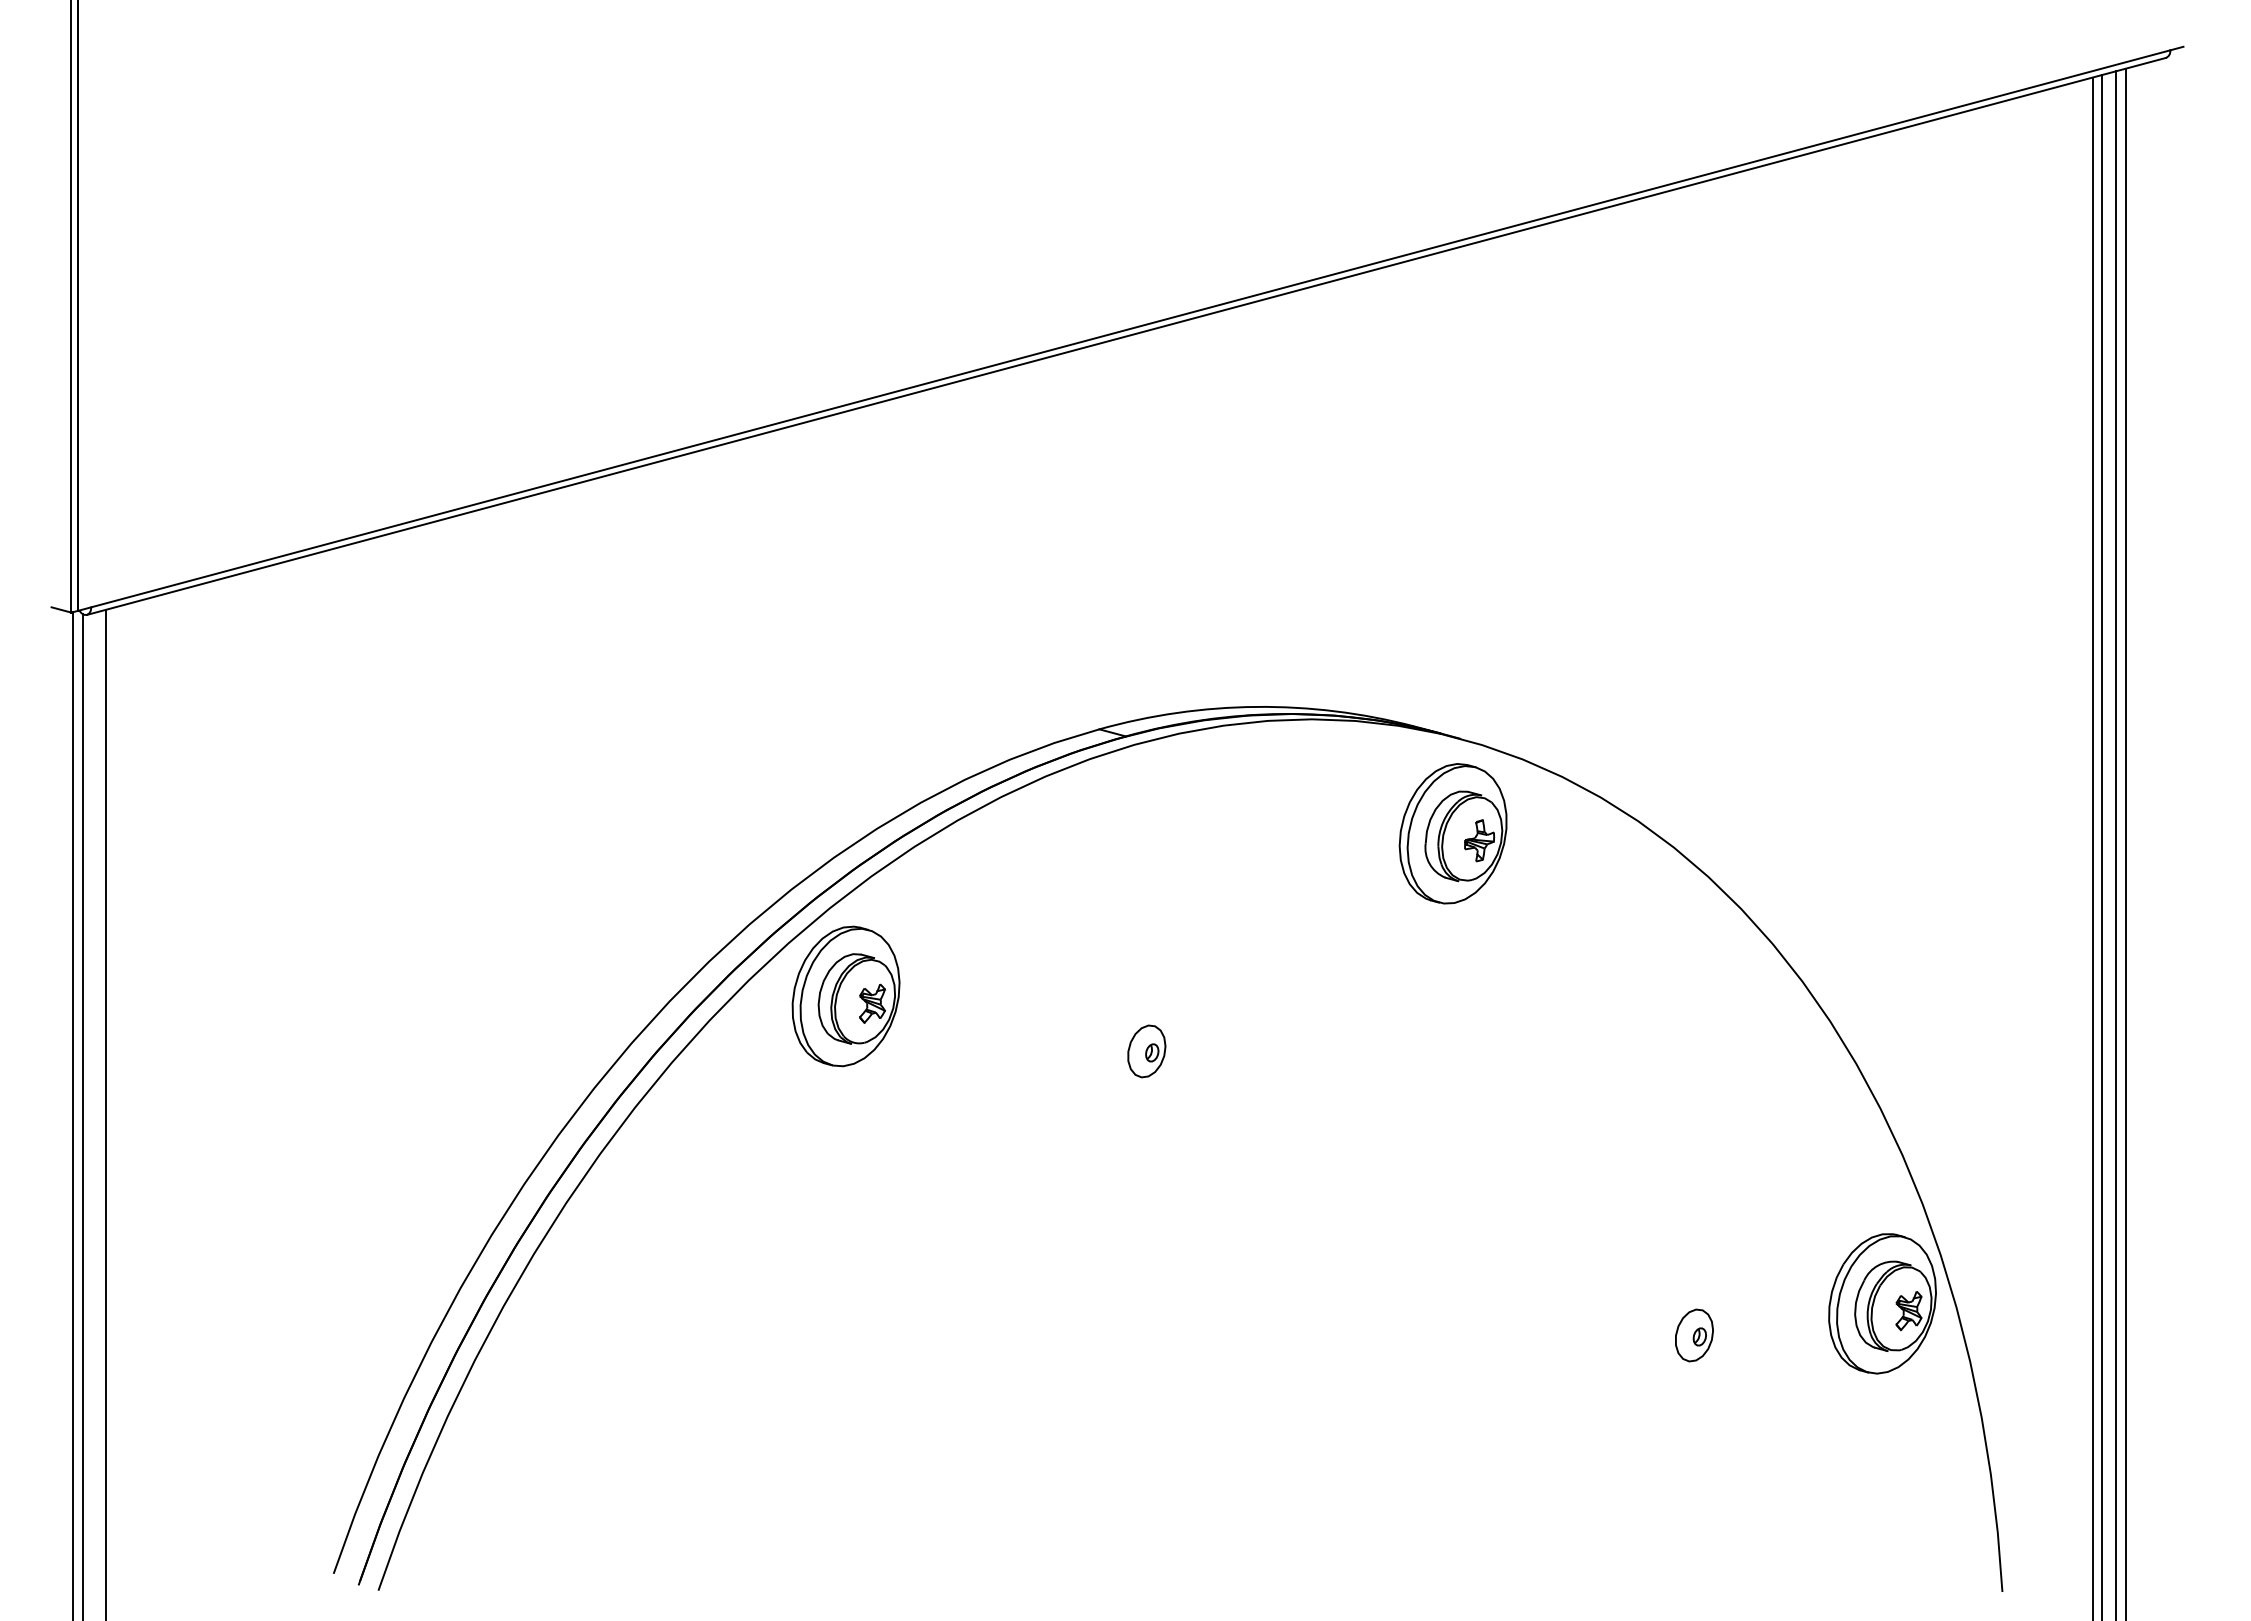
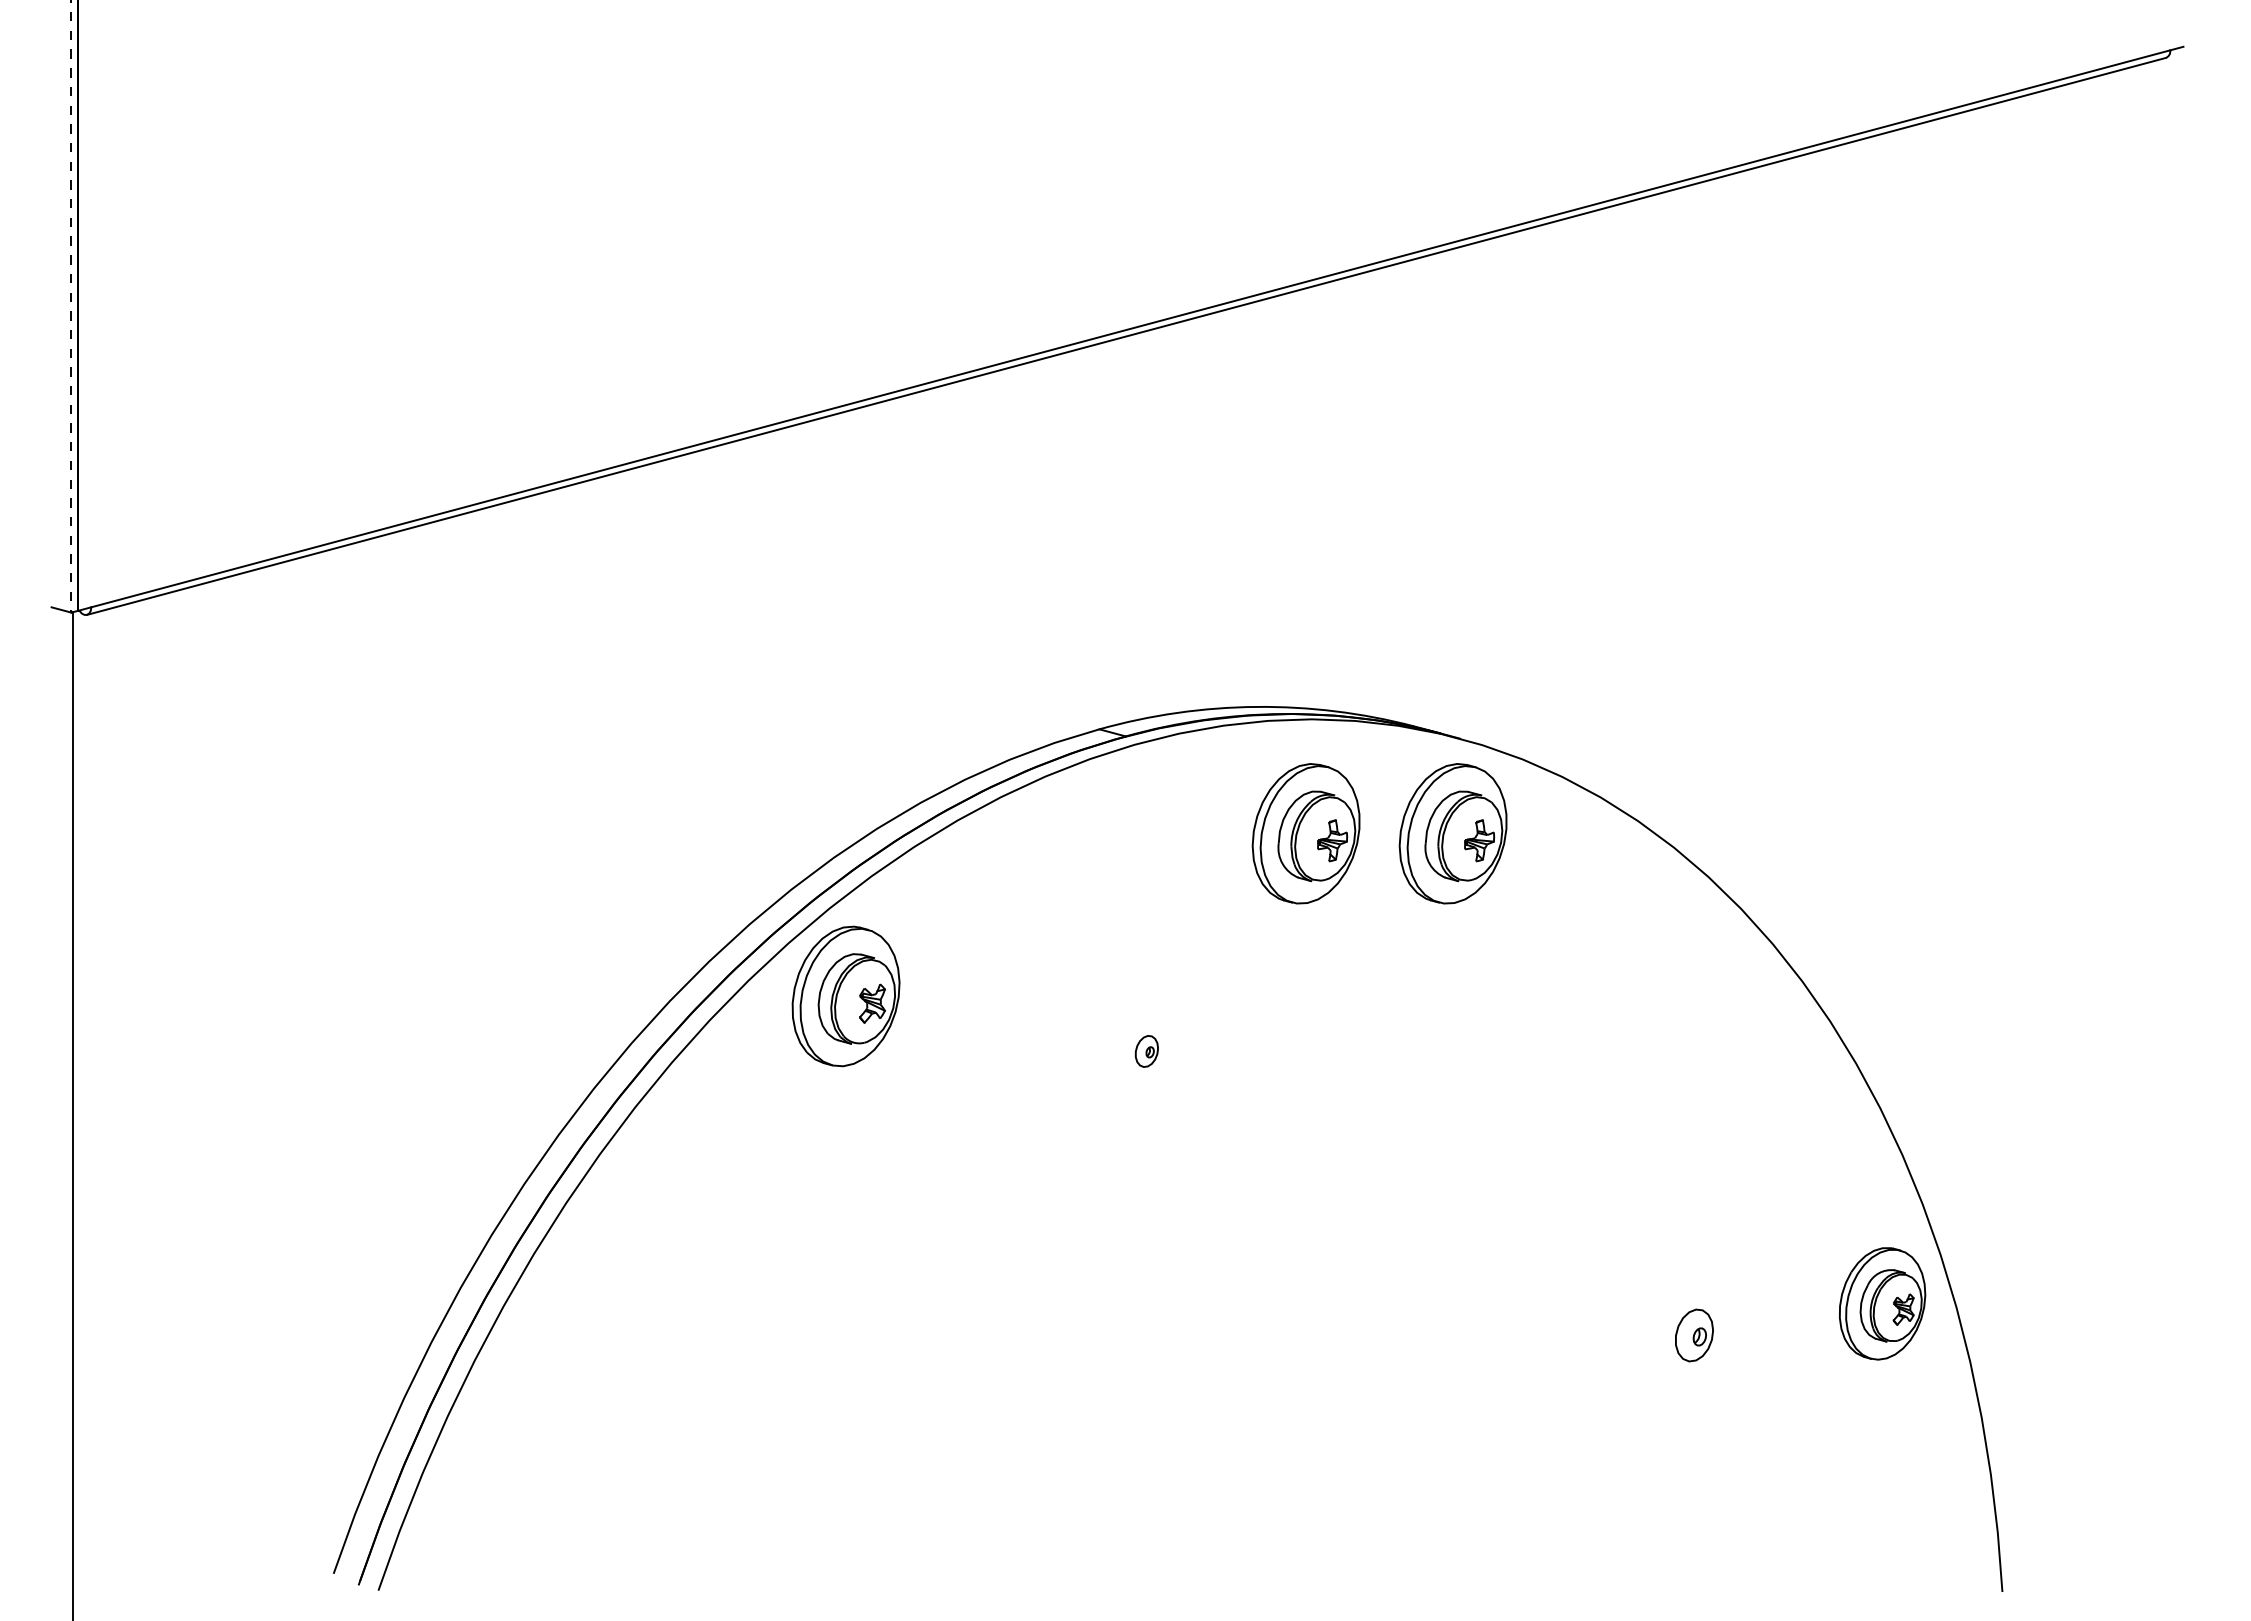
line: solid -> dashed (71, 307)
part: none -> present (1305, 833)
line: present -> none (2125, 842)
line: present -> none (2115, 844)
line: present -> none (2102, 846)
line: present -> none (2092, 847)
part size: 40x55 px -> 25x33 px (1146, 1051)
line: present -> none (106, 1113)
line: present -> none (83, 1115)
part size: 109x142 px -> 89x114 px (1882, 1303)
